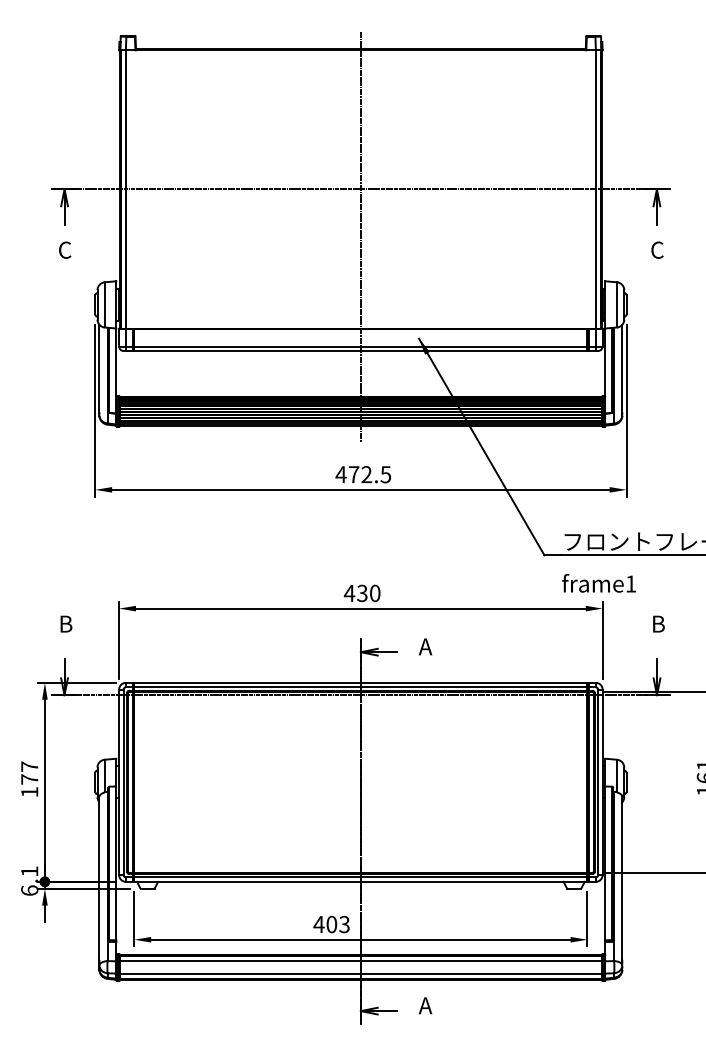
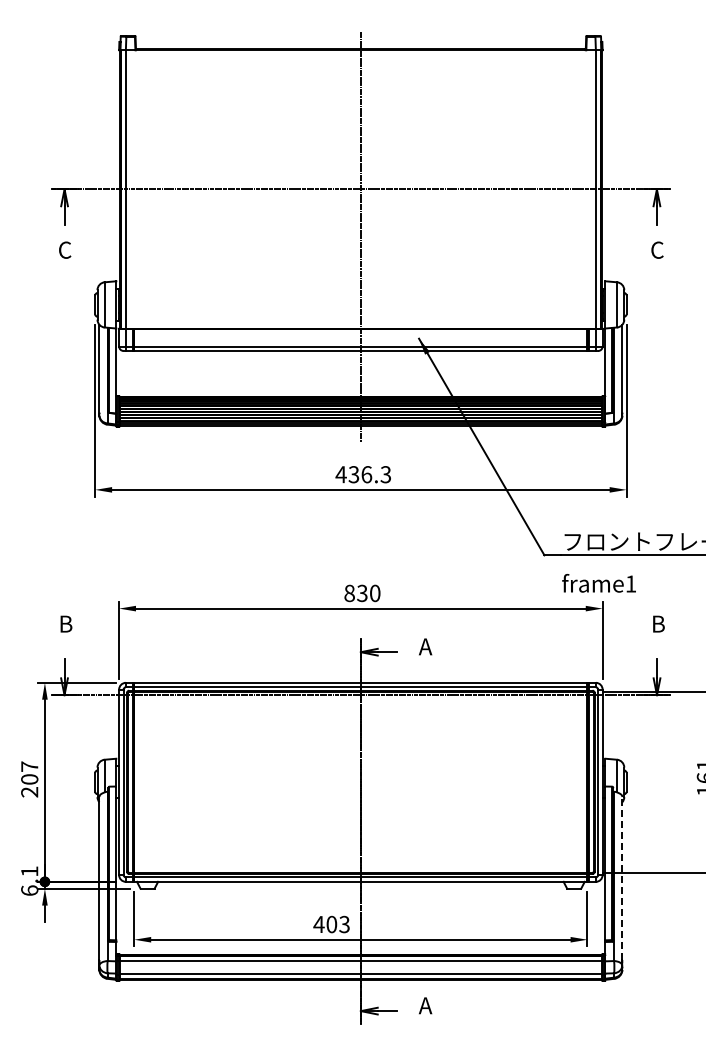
text: 472.5 -> 436.3 (369, 474)
text: 430 -> 830 (349, 593)
text: 177 -> 207 (29, 785)
line: solid -> dashed (622, 878)
